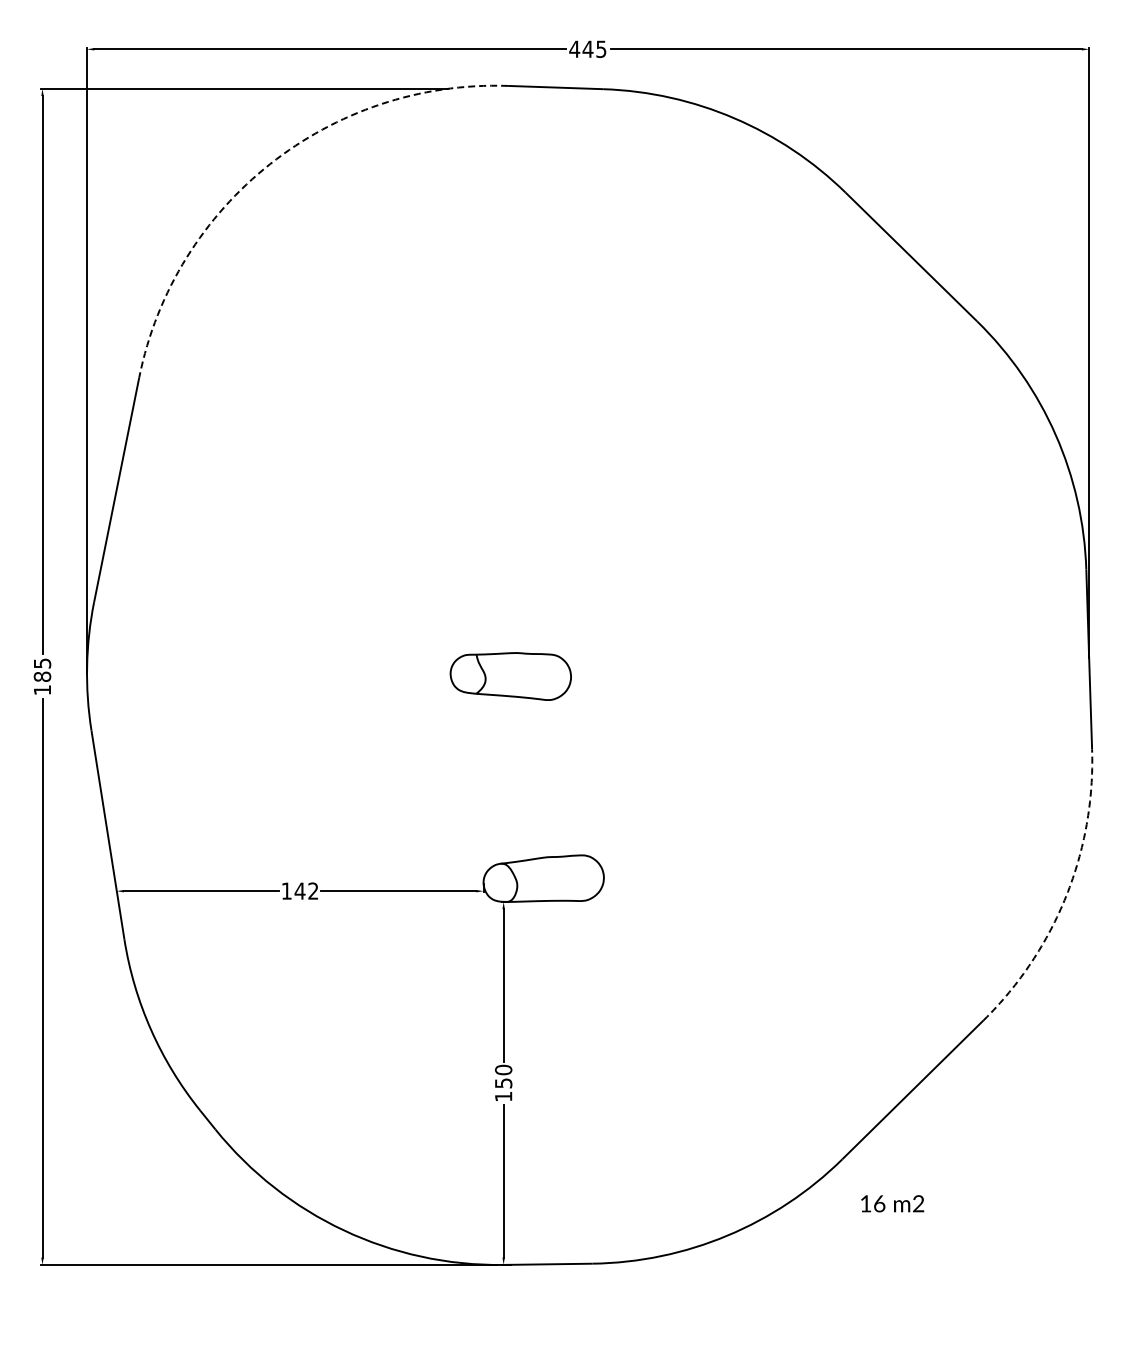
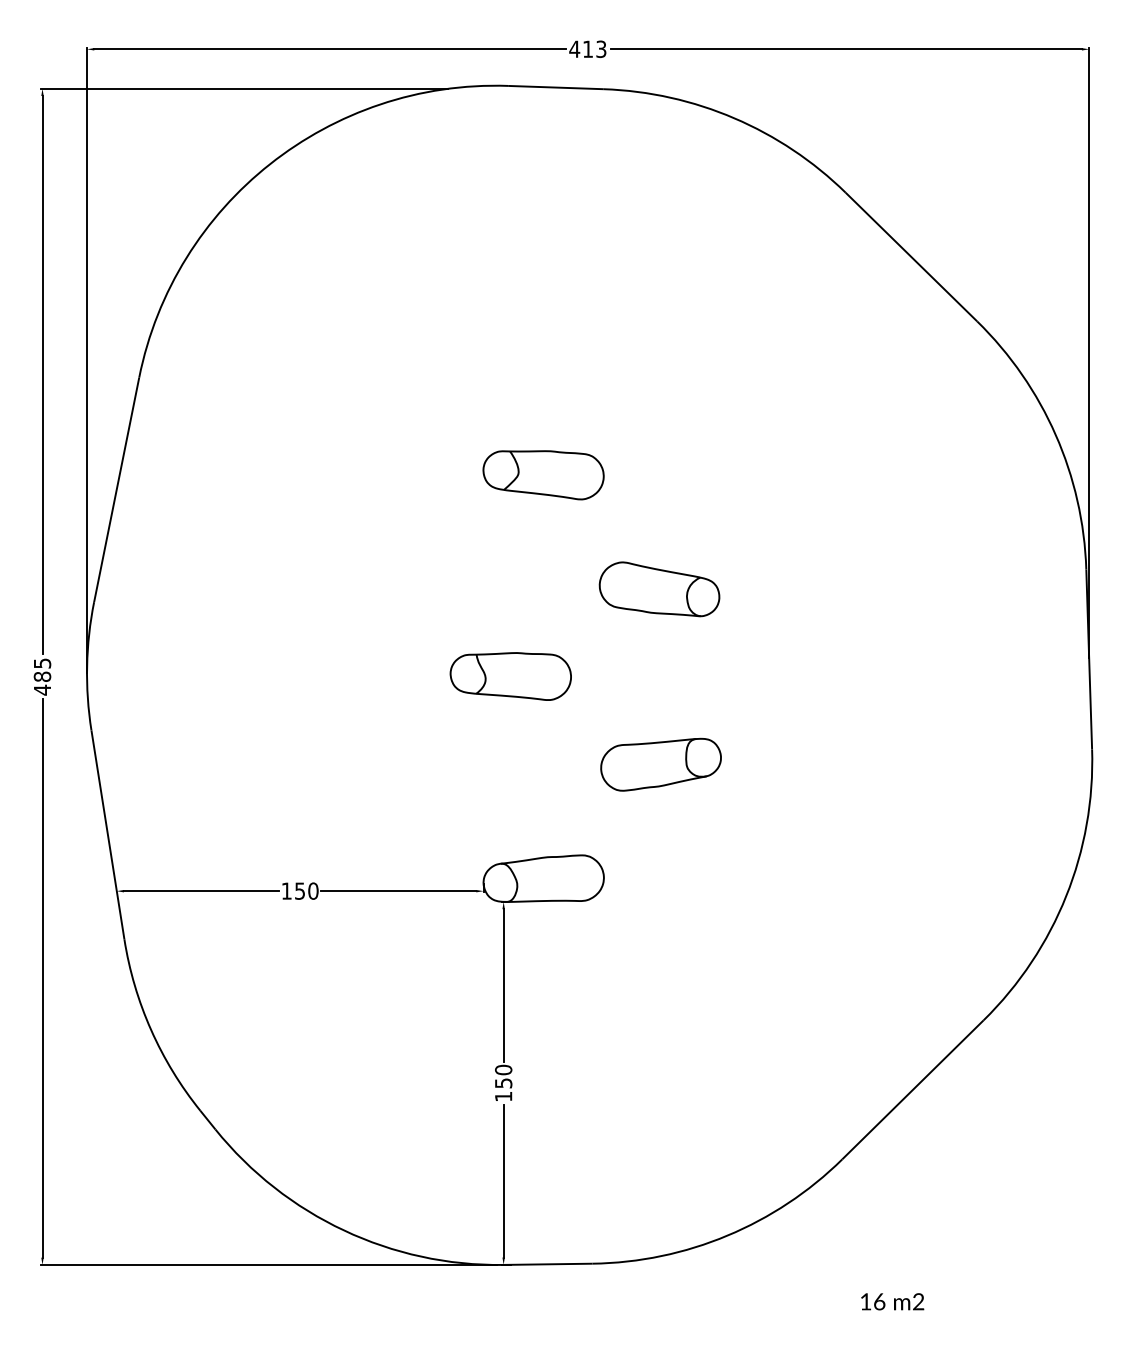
text: 445 -> 413 (594, 48)
arc: dashed -> solid (270, 164)
part: none -> present (543, 475)
part: none -> present (659, 589)
text: 185 -> 485 (42, 689)
part: none -> present (660, 764)
text: 142 -> 150 (306, 890)
arc: dashed -> solid (1066, 896)
text position: (892, 1203) -> (892, 1301) (892, 1301)
